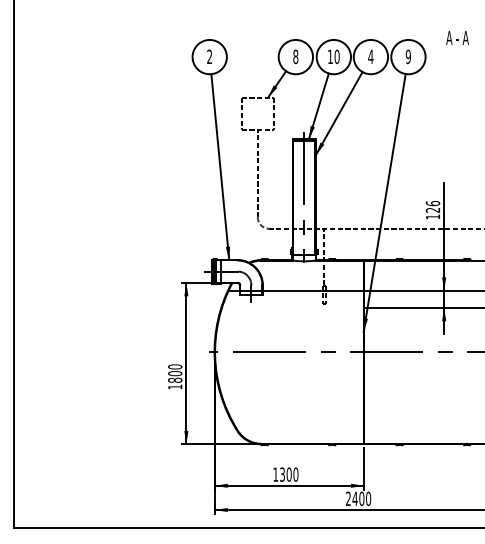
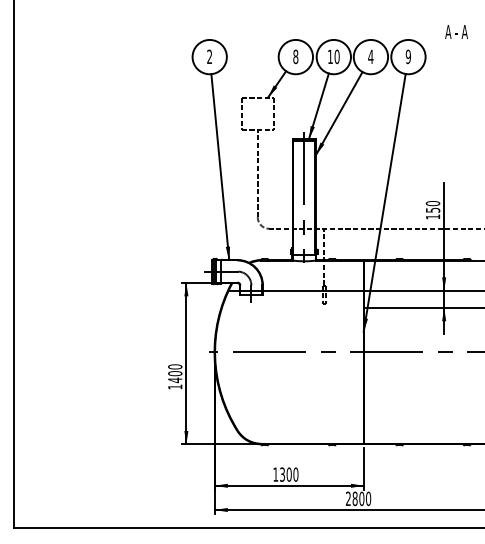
text position: (457, 37) -> (456, 31) (456, 31)
text: 126 -> 150 (432, 206)
text: 1800 -> 1400 (175, 380)
text: 2400 -> 2800 (354, 498)
